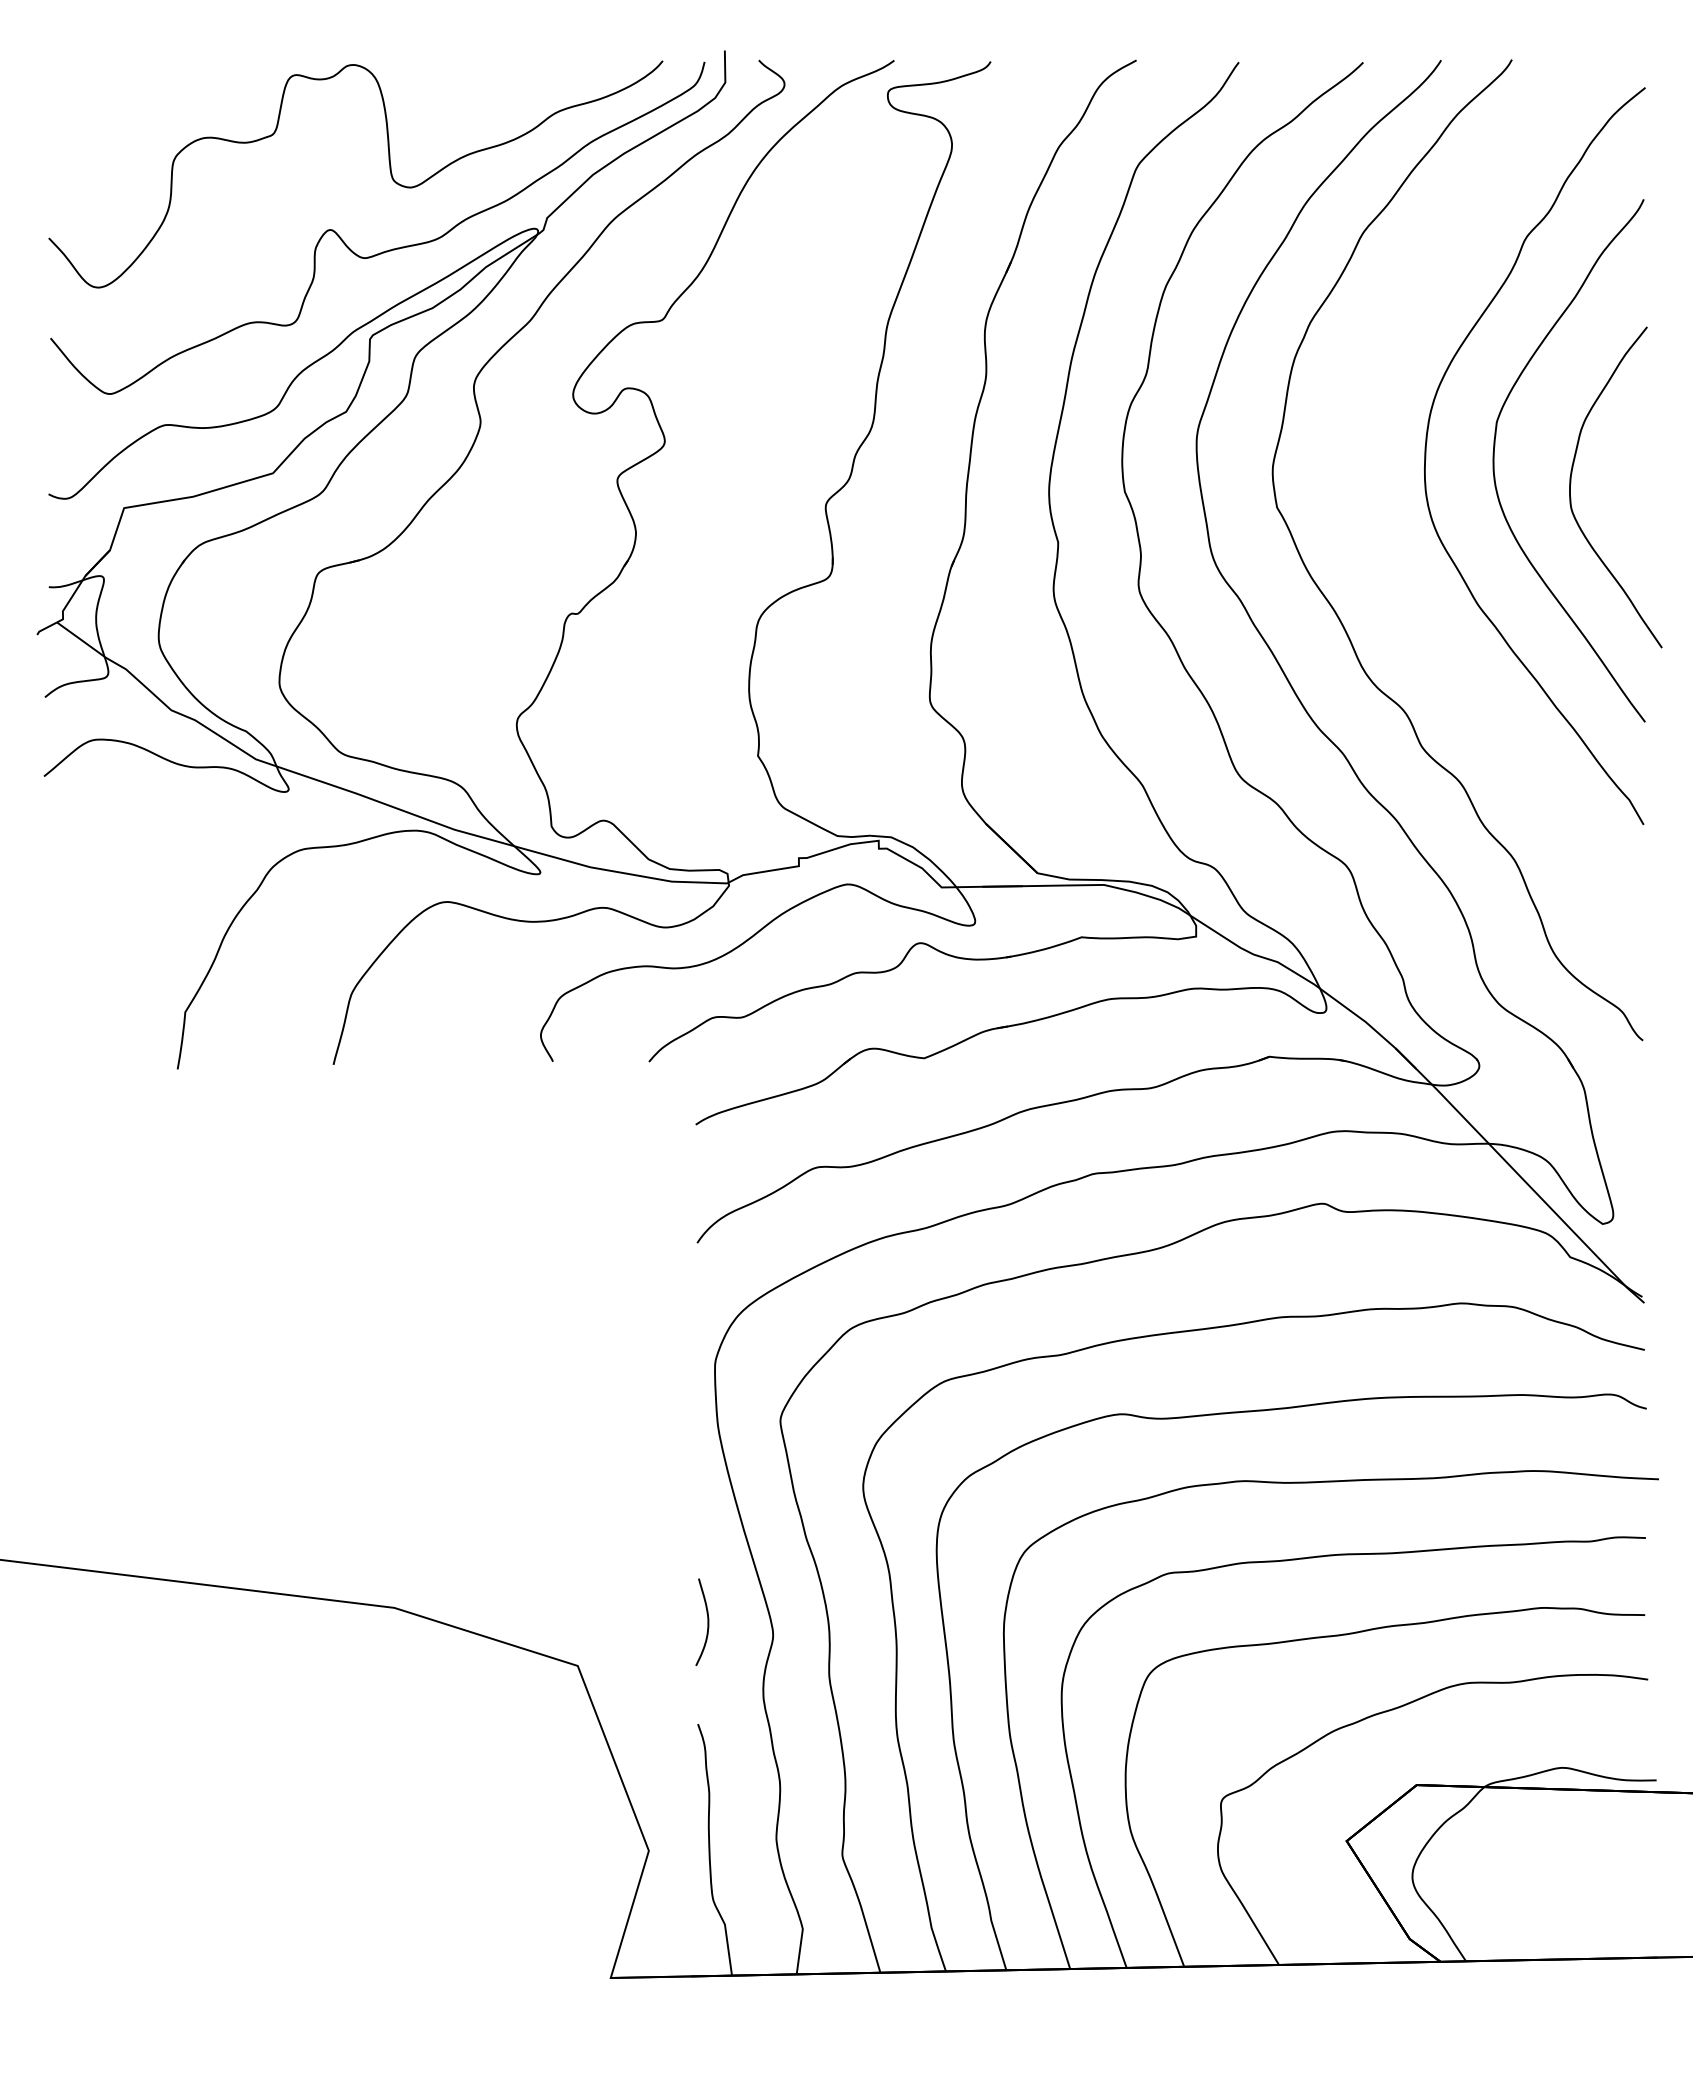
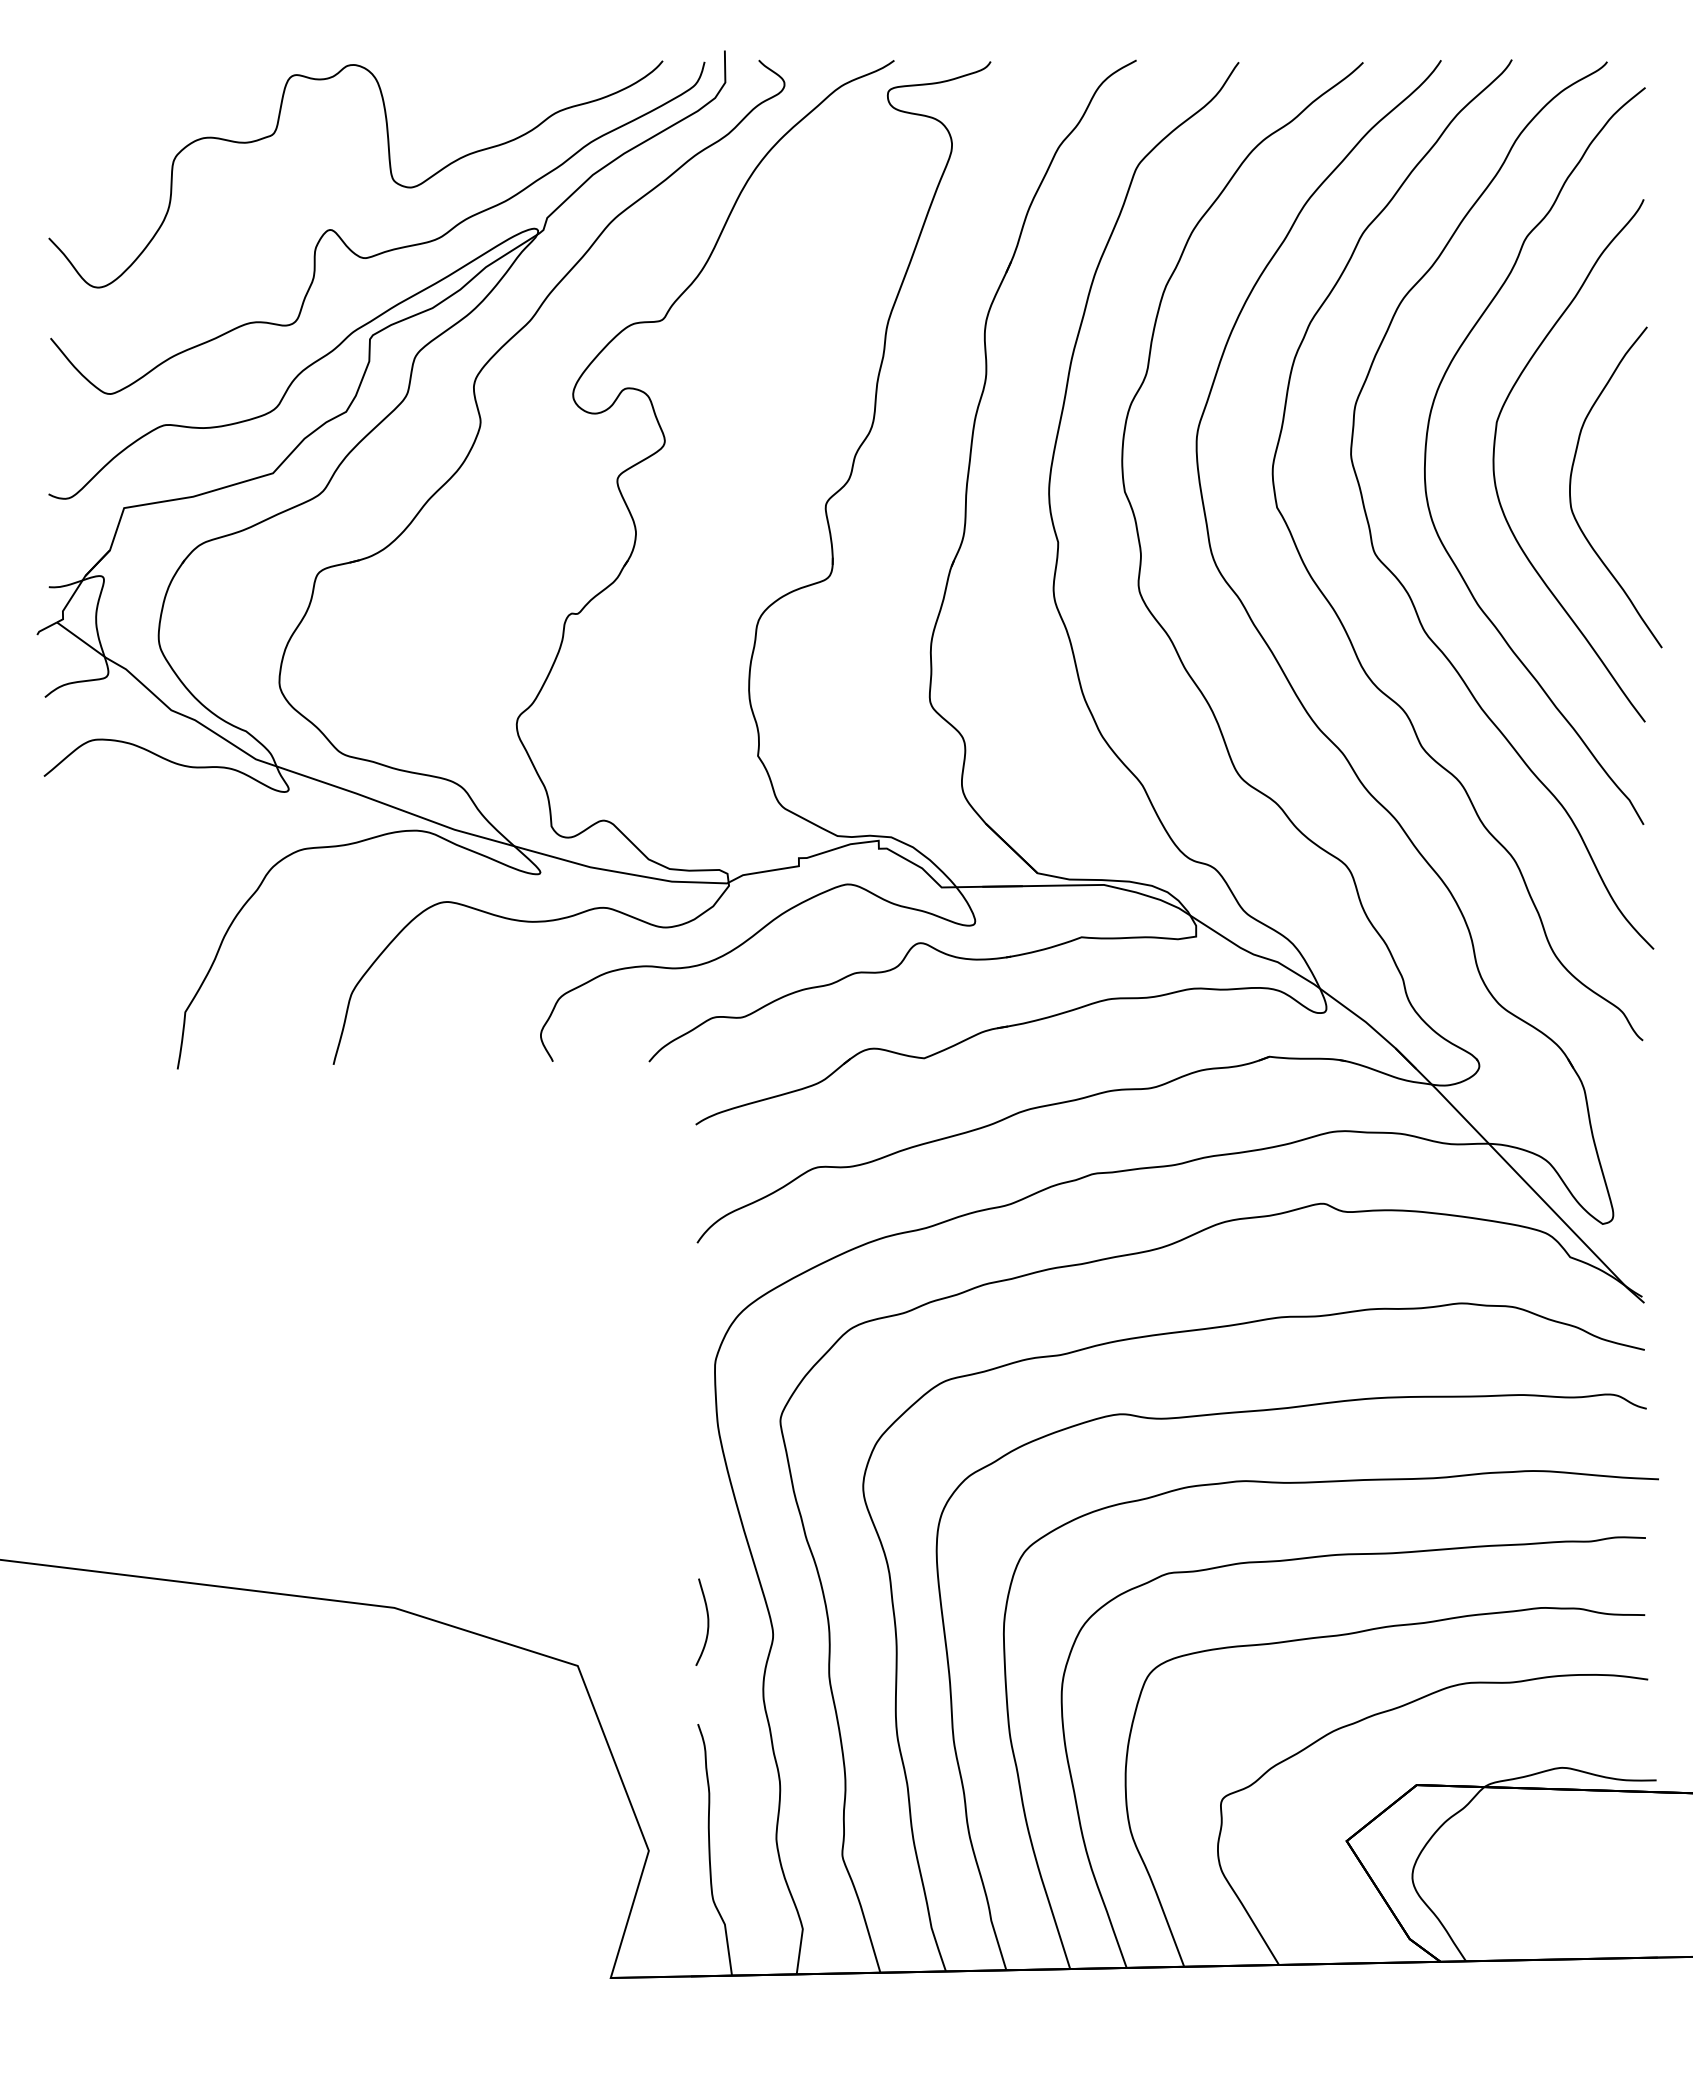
part: none -> present (1402, 583)
